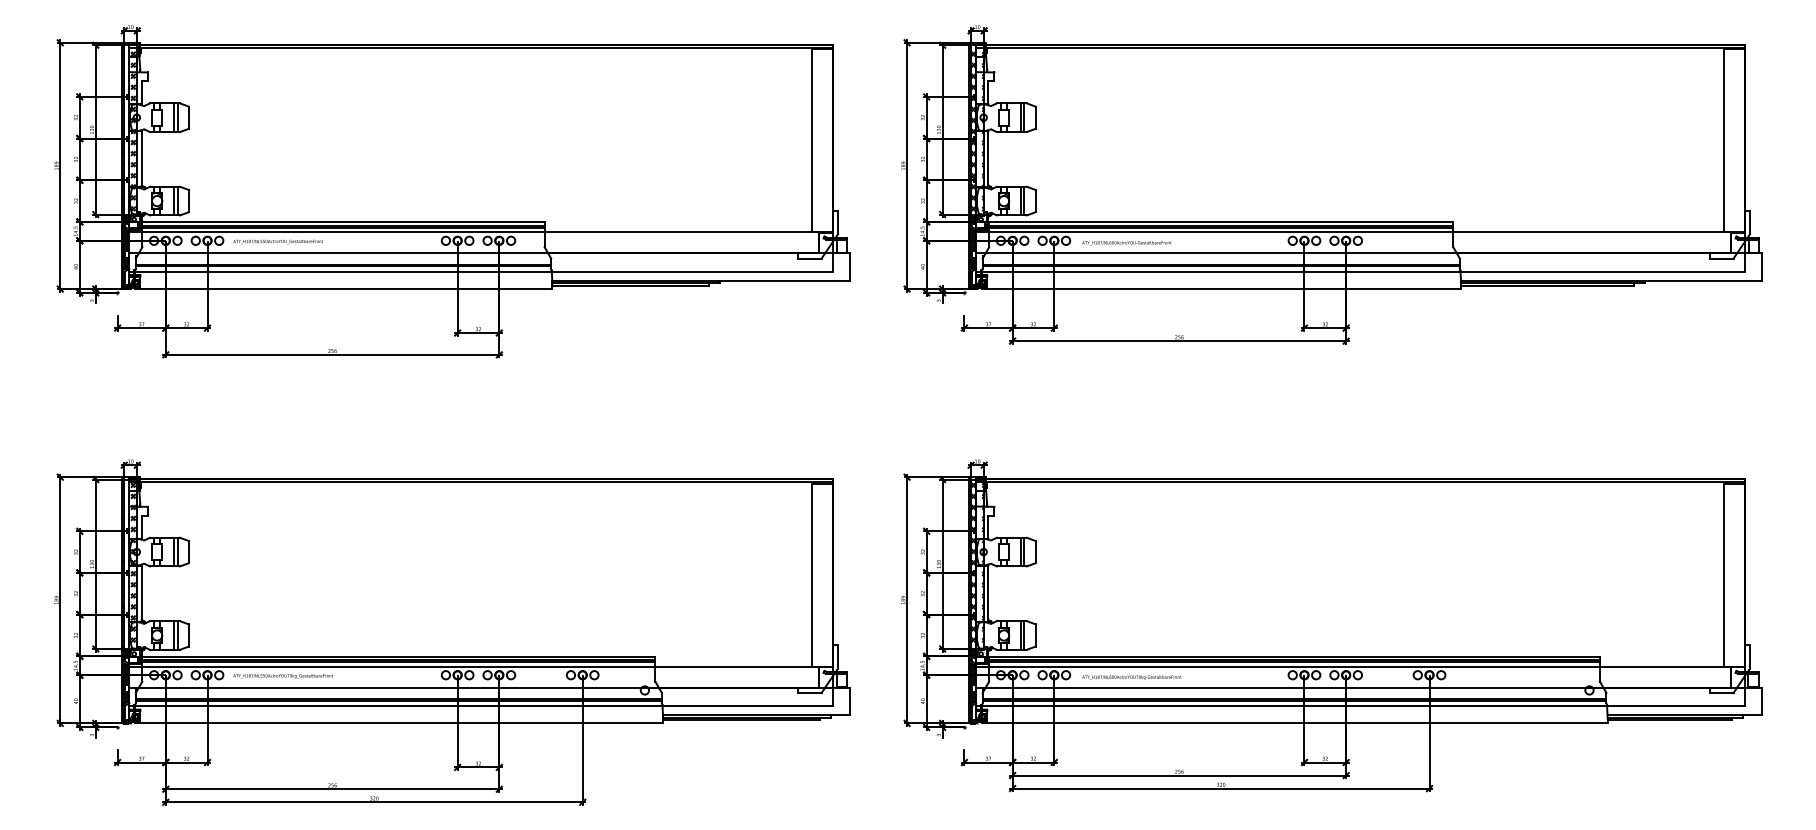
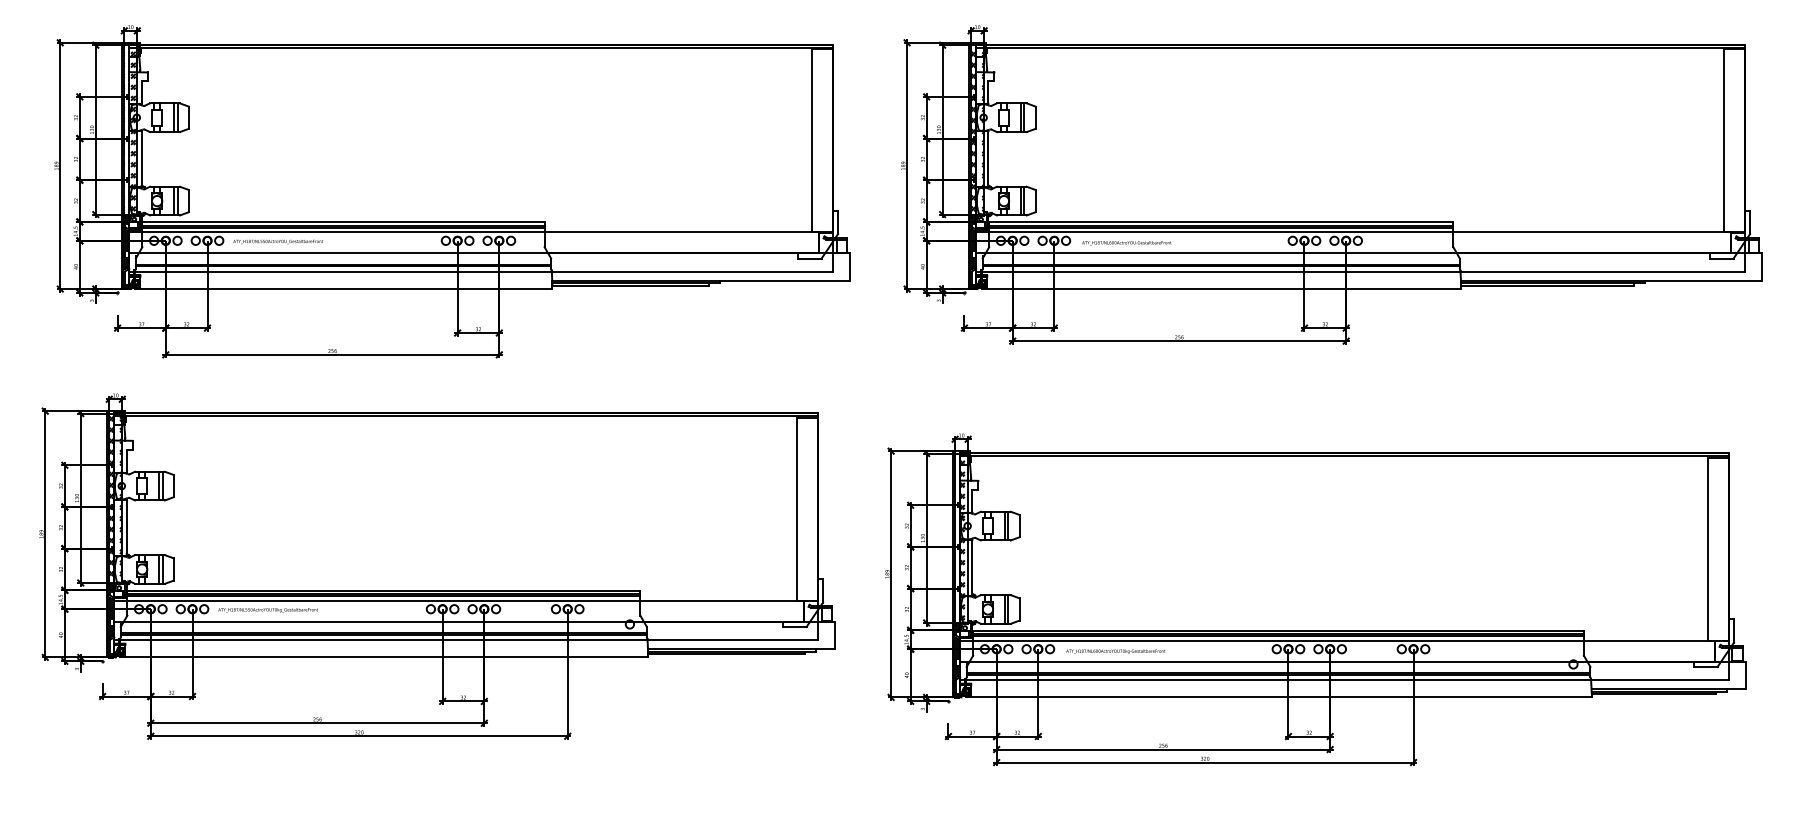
part position: (1331, 625) -> (1315, 599) (1315, 599)
part position: (452, 632) -> (437, 566) (437, 566)
